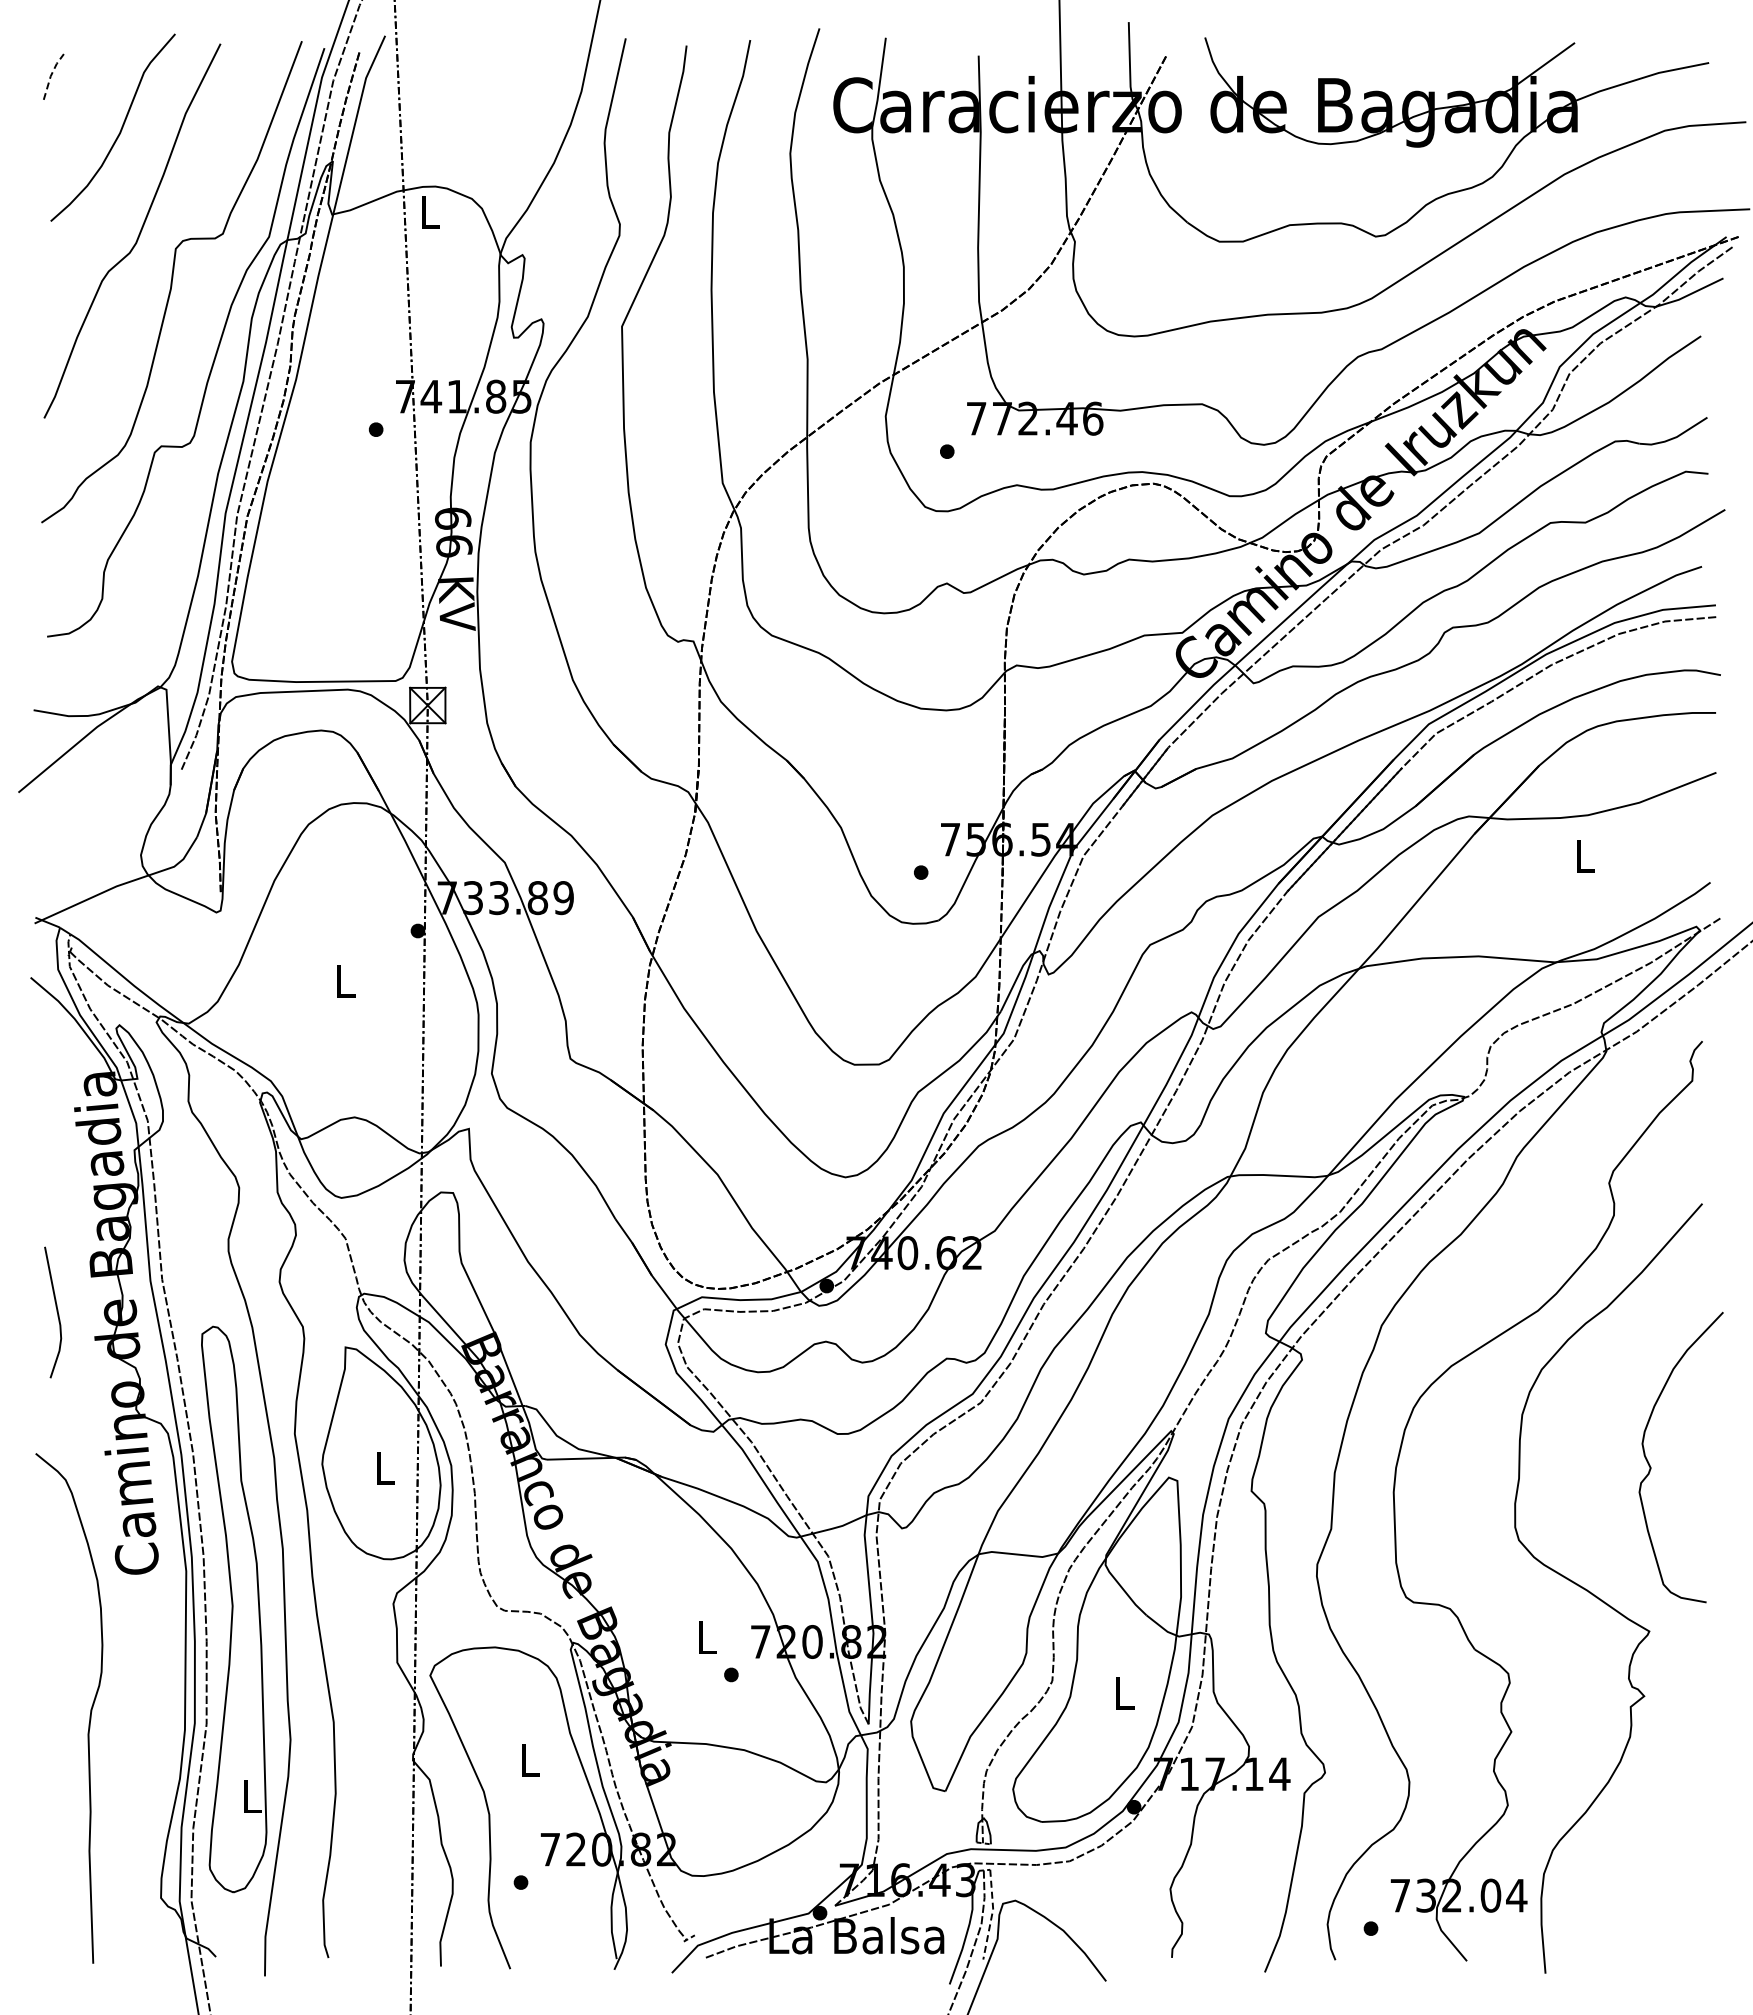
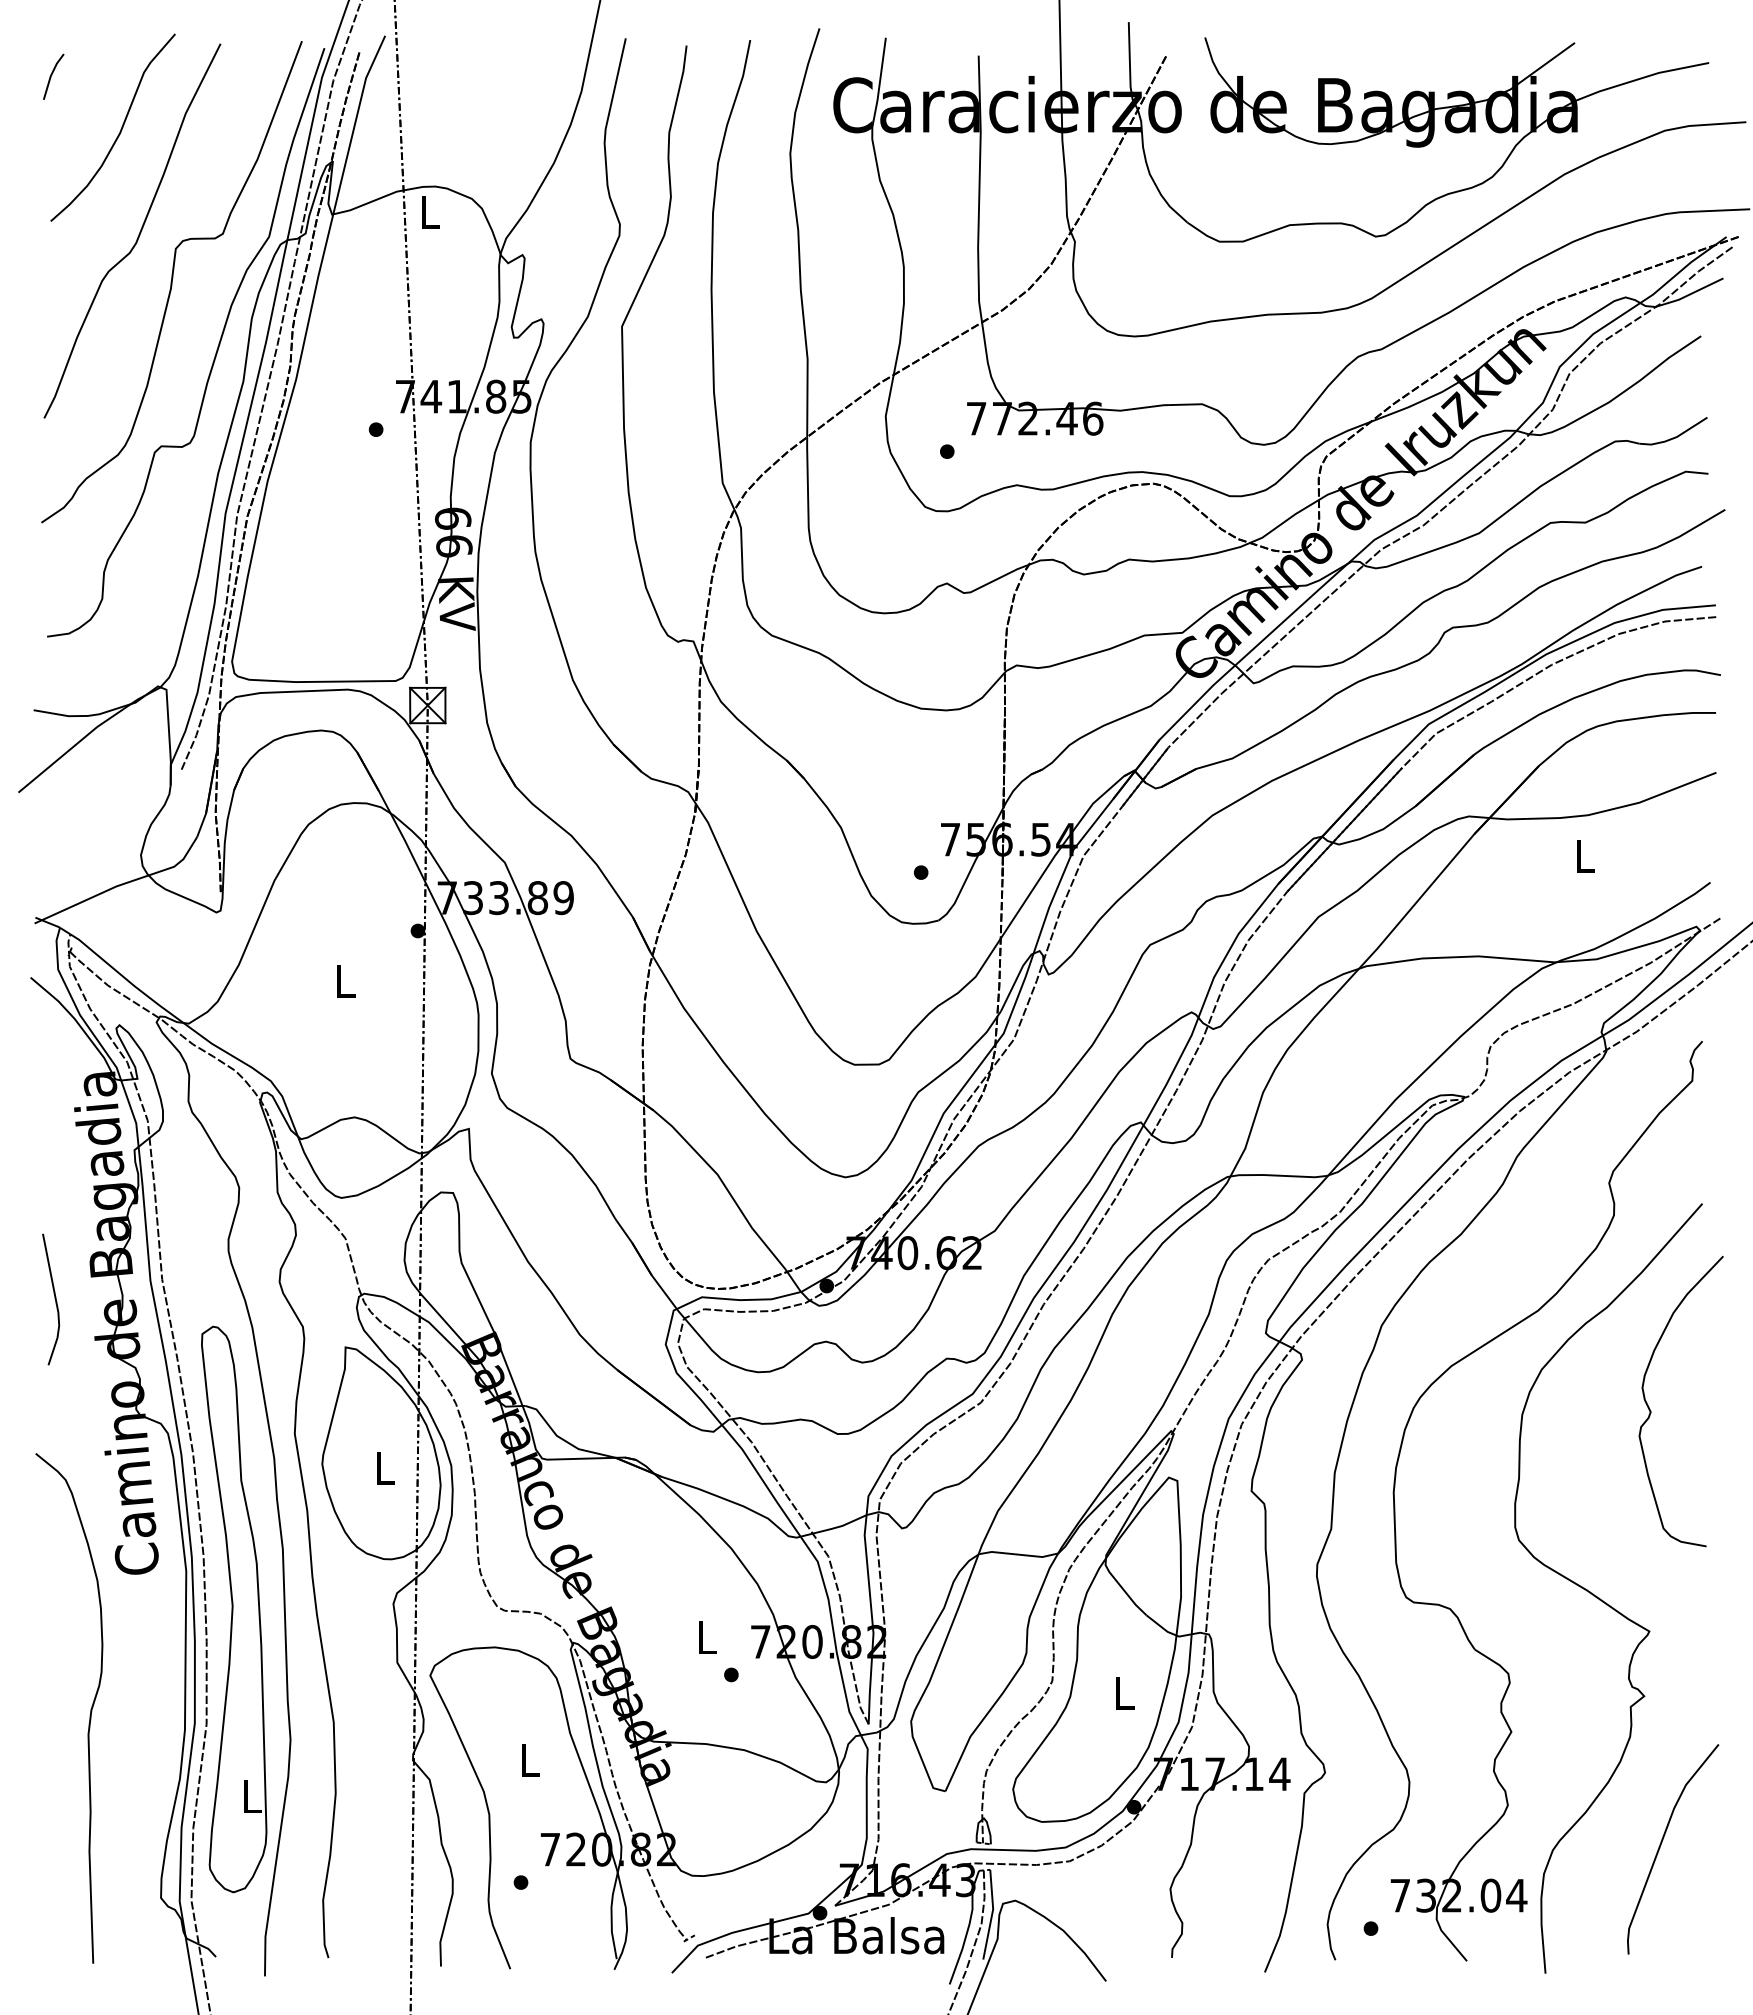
line: dashed -> solid (51, 75)
line position: (56, 1312) -> (54, 1299) (54, 1299)
curve position: (1651, 1467) -> (1651, 1411) (1651, 1411)
curve: none -> present (1661, 1845)
line: dashed -> solid (992, 1915)
